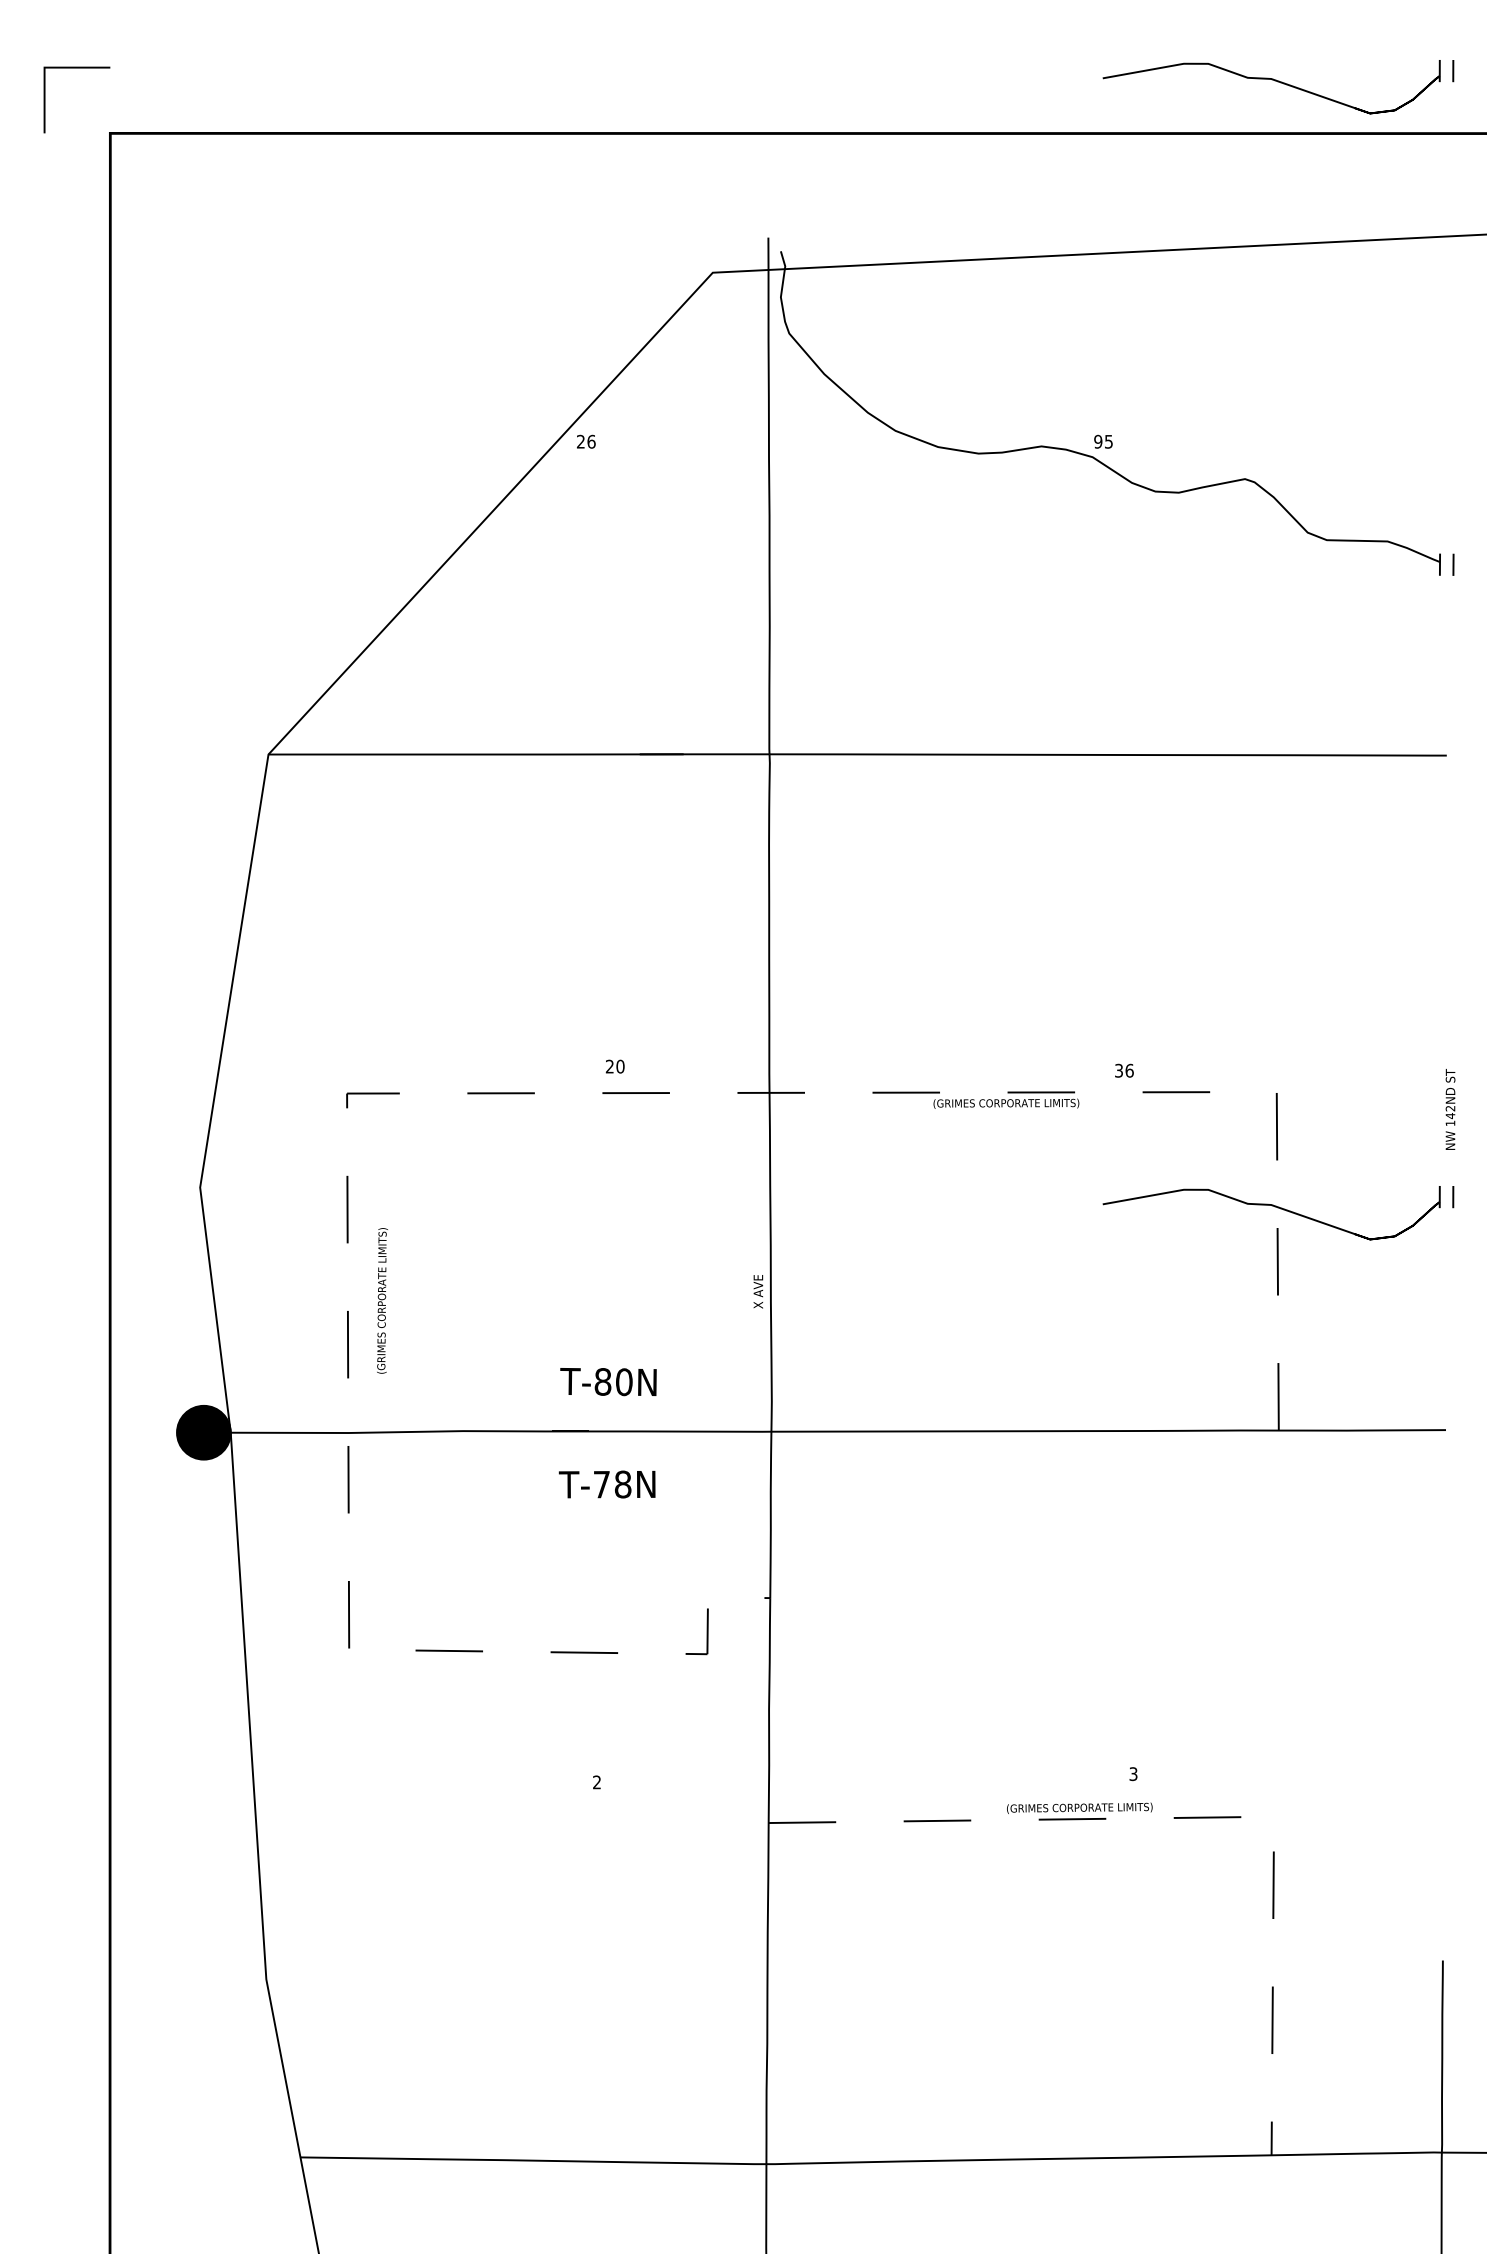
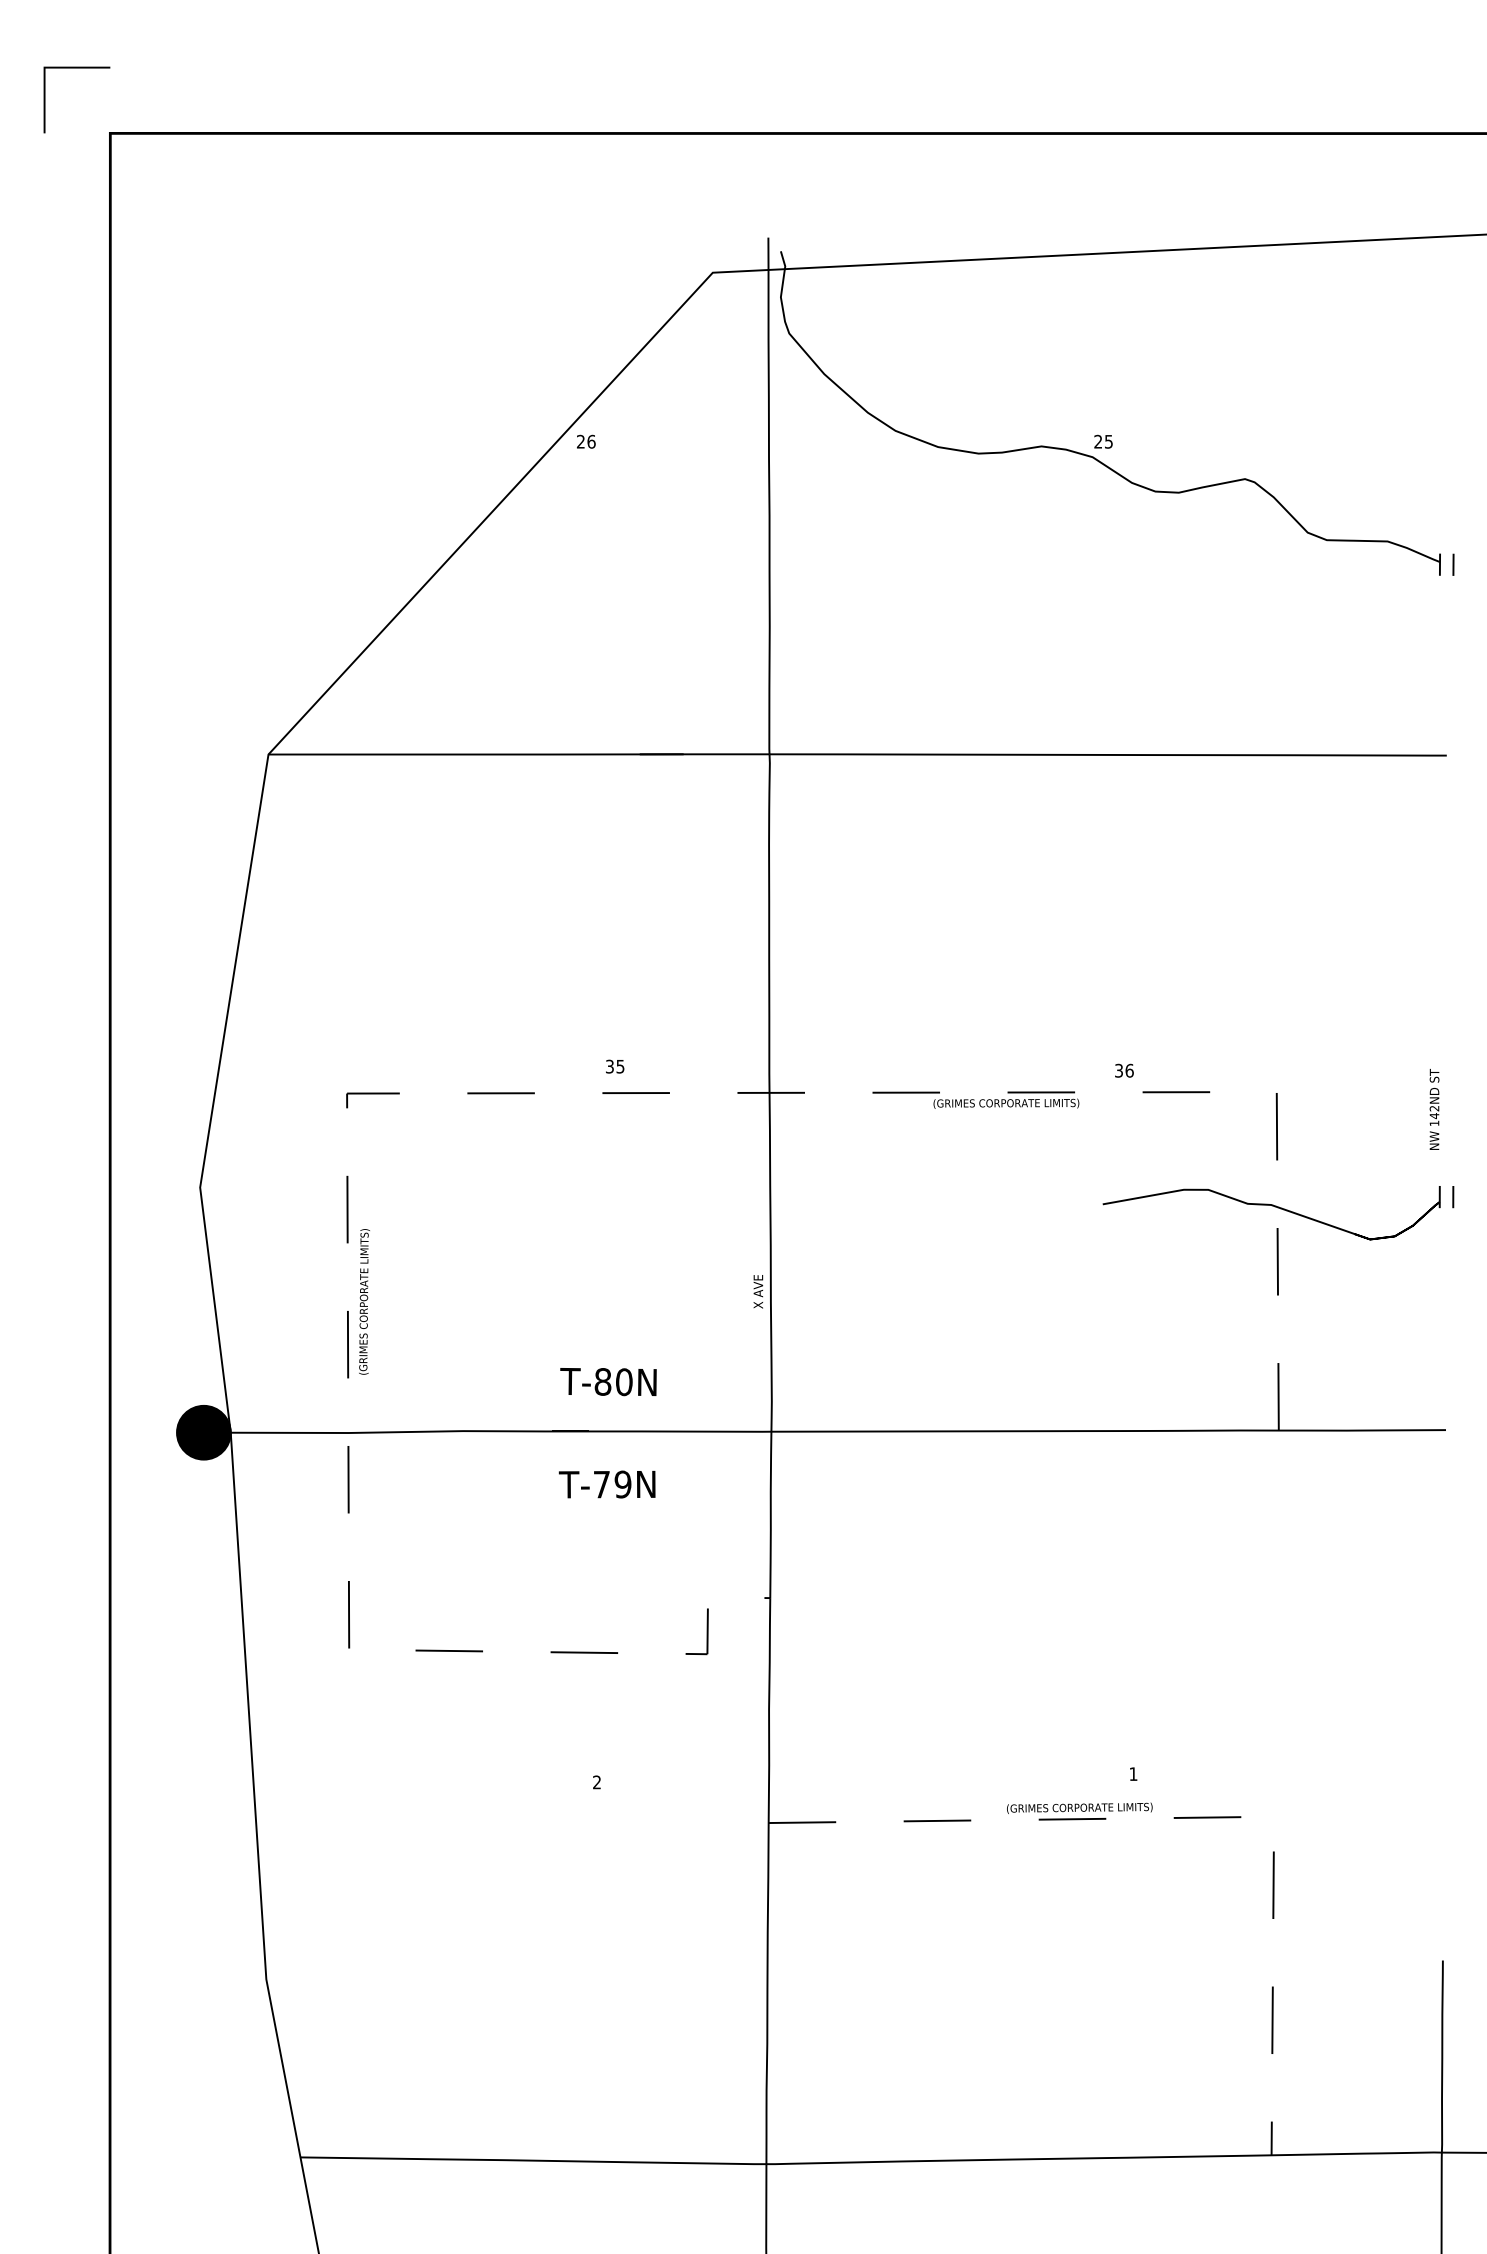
part: present -> none (1278, 87)
text: 95 -> 25 (1098, 441)
text: 20 -> 35 (615, 1066)
text position: (1450, 1109) -> (1434, 1109) (1434, 1109)
text position: (382, 1300) -> (364, 1301) (364, 1301)
text: T-78N -> T-79N (622, 1484)
text: 3 -> 1 (1133, 1774)
